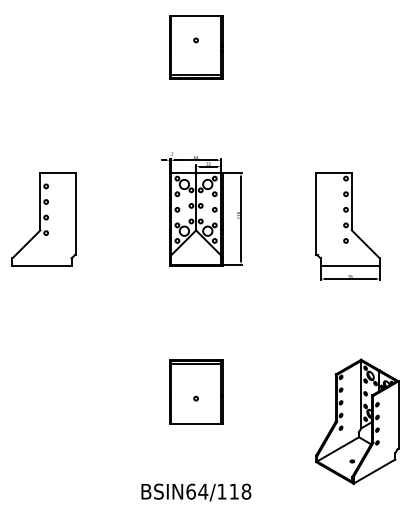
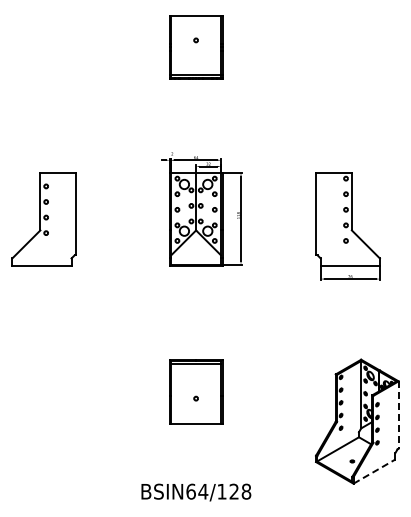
line: solid -> dashed (398, 415)
line: solid -> dashed (374, 471)
text: BSIN64/118 -> BSIN64/128 (233, 491)
